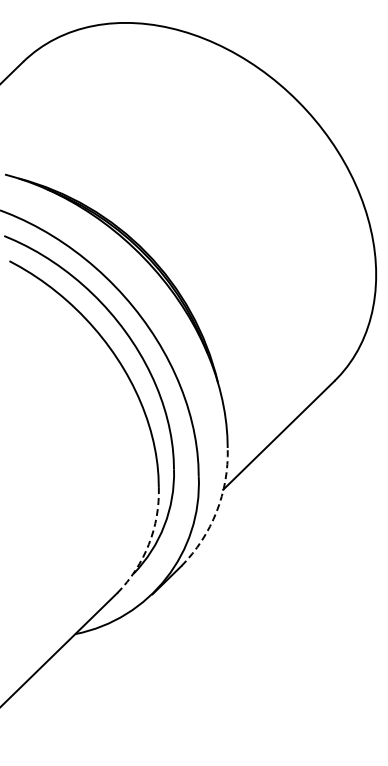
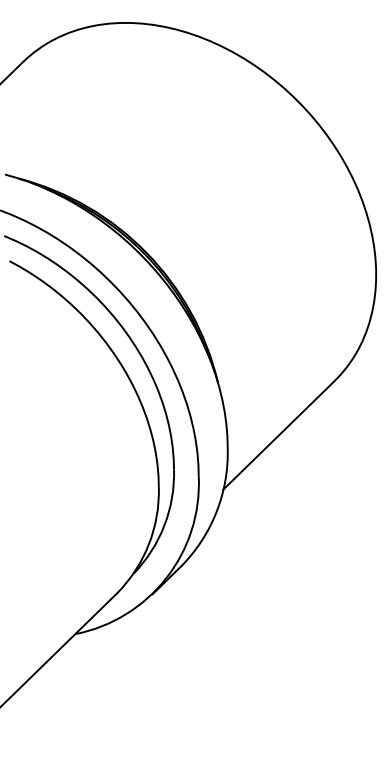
arc: dashed -> solid (216, 511)
arc: dashed -> solid (148, 544)
